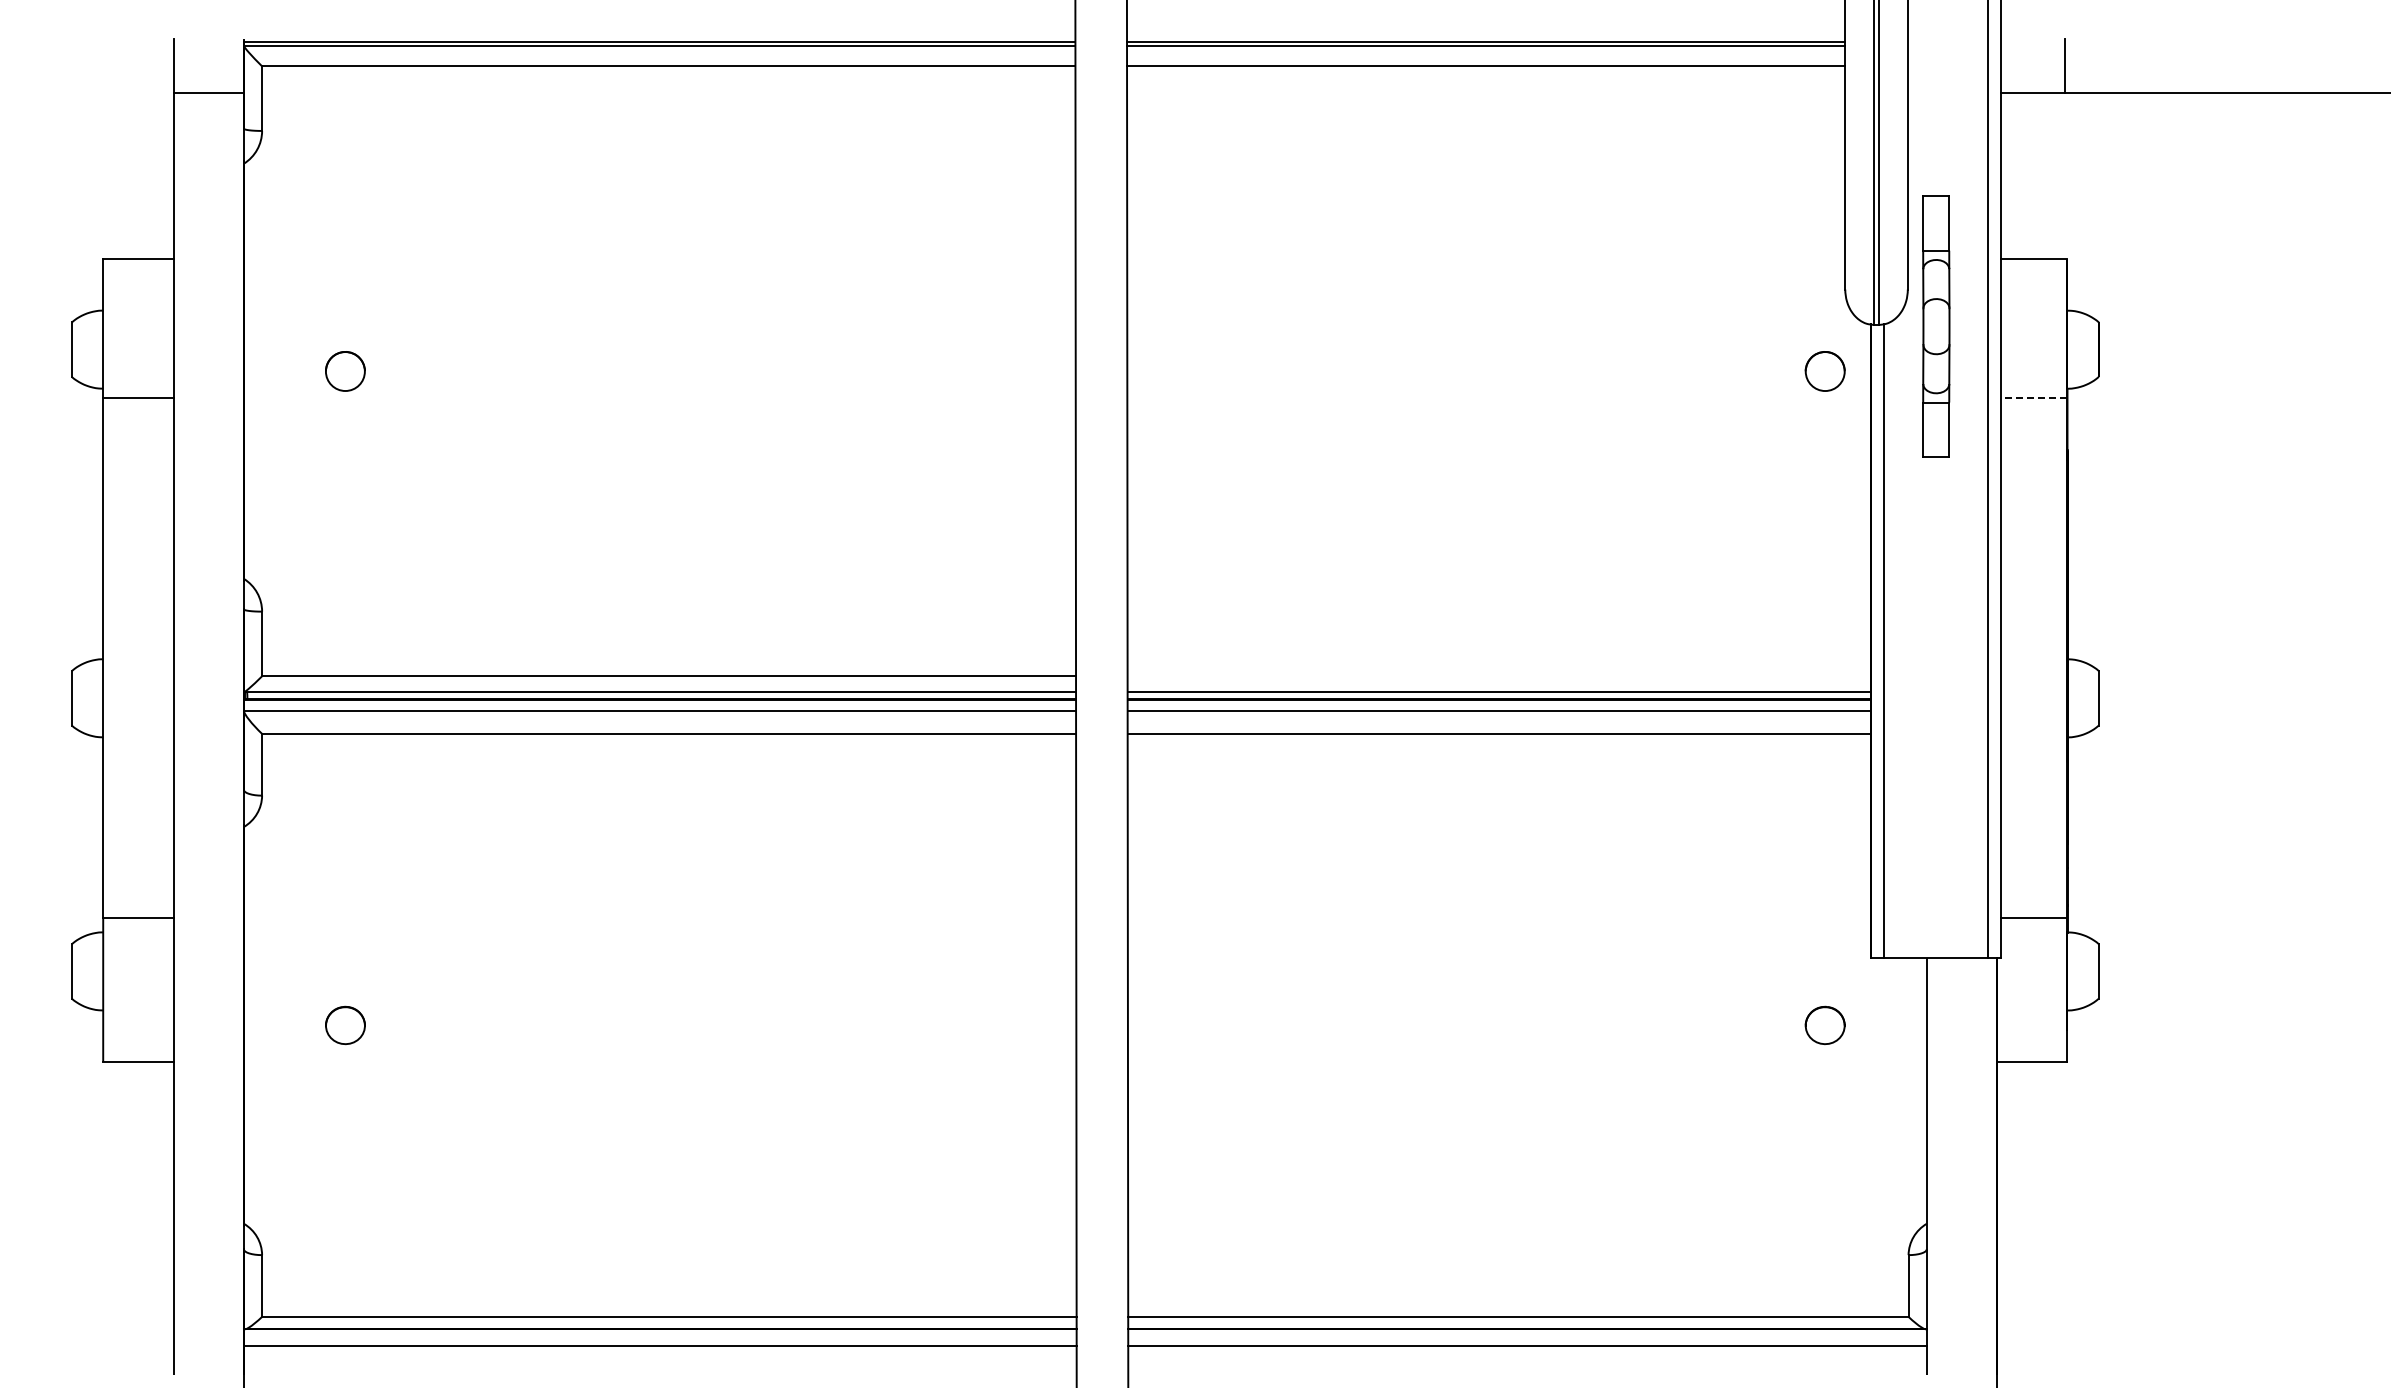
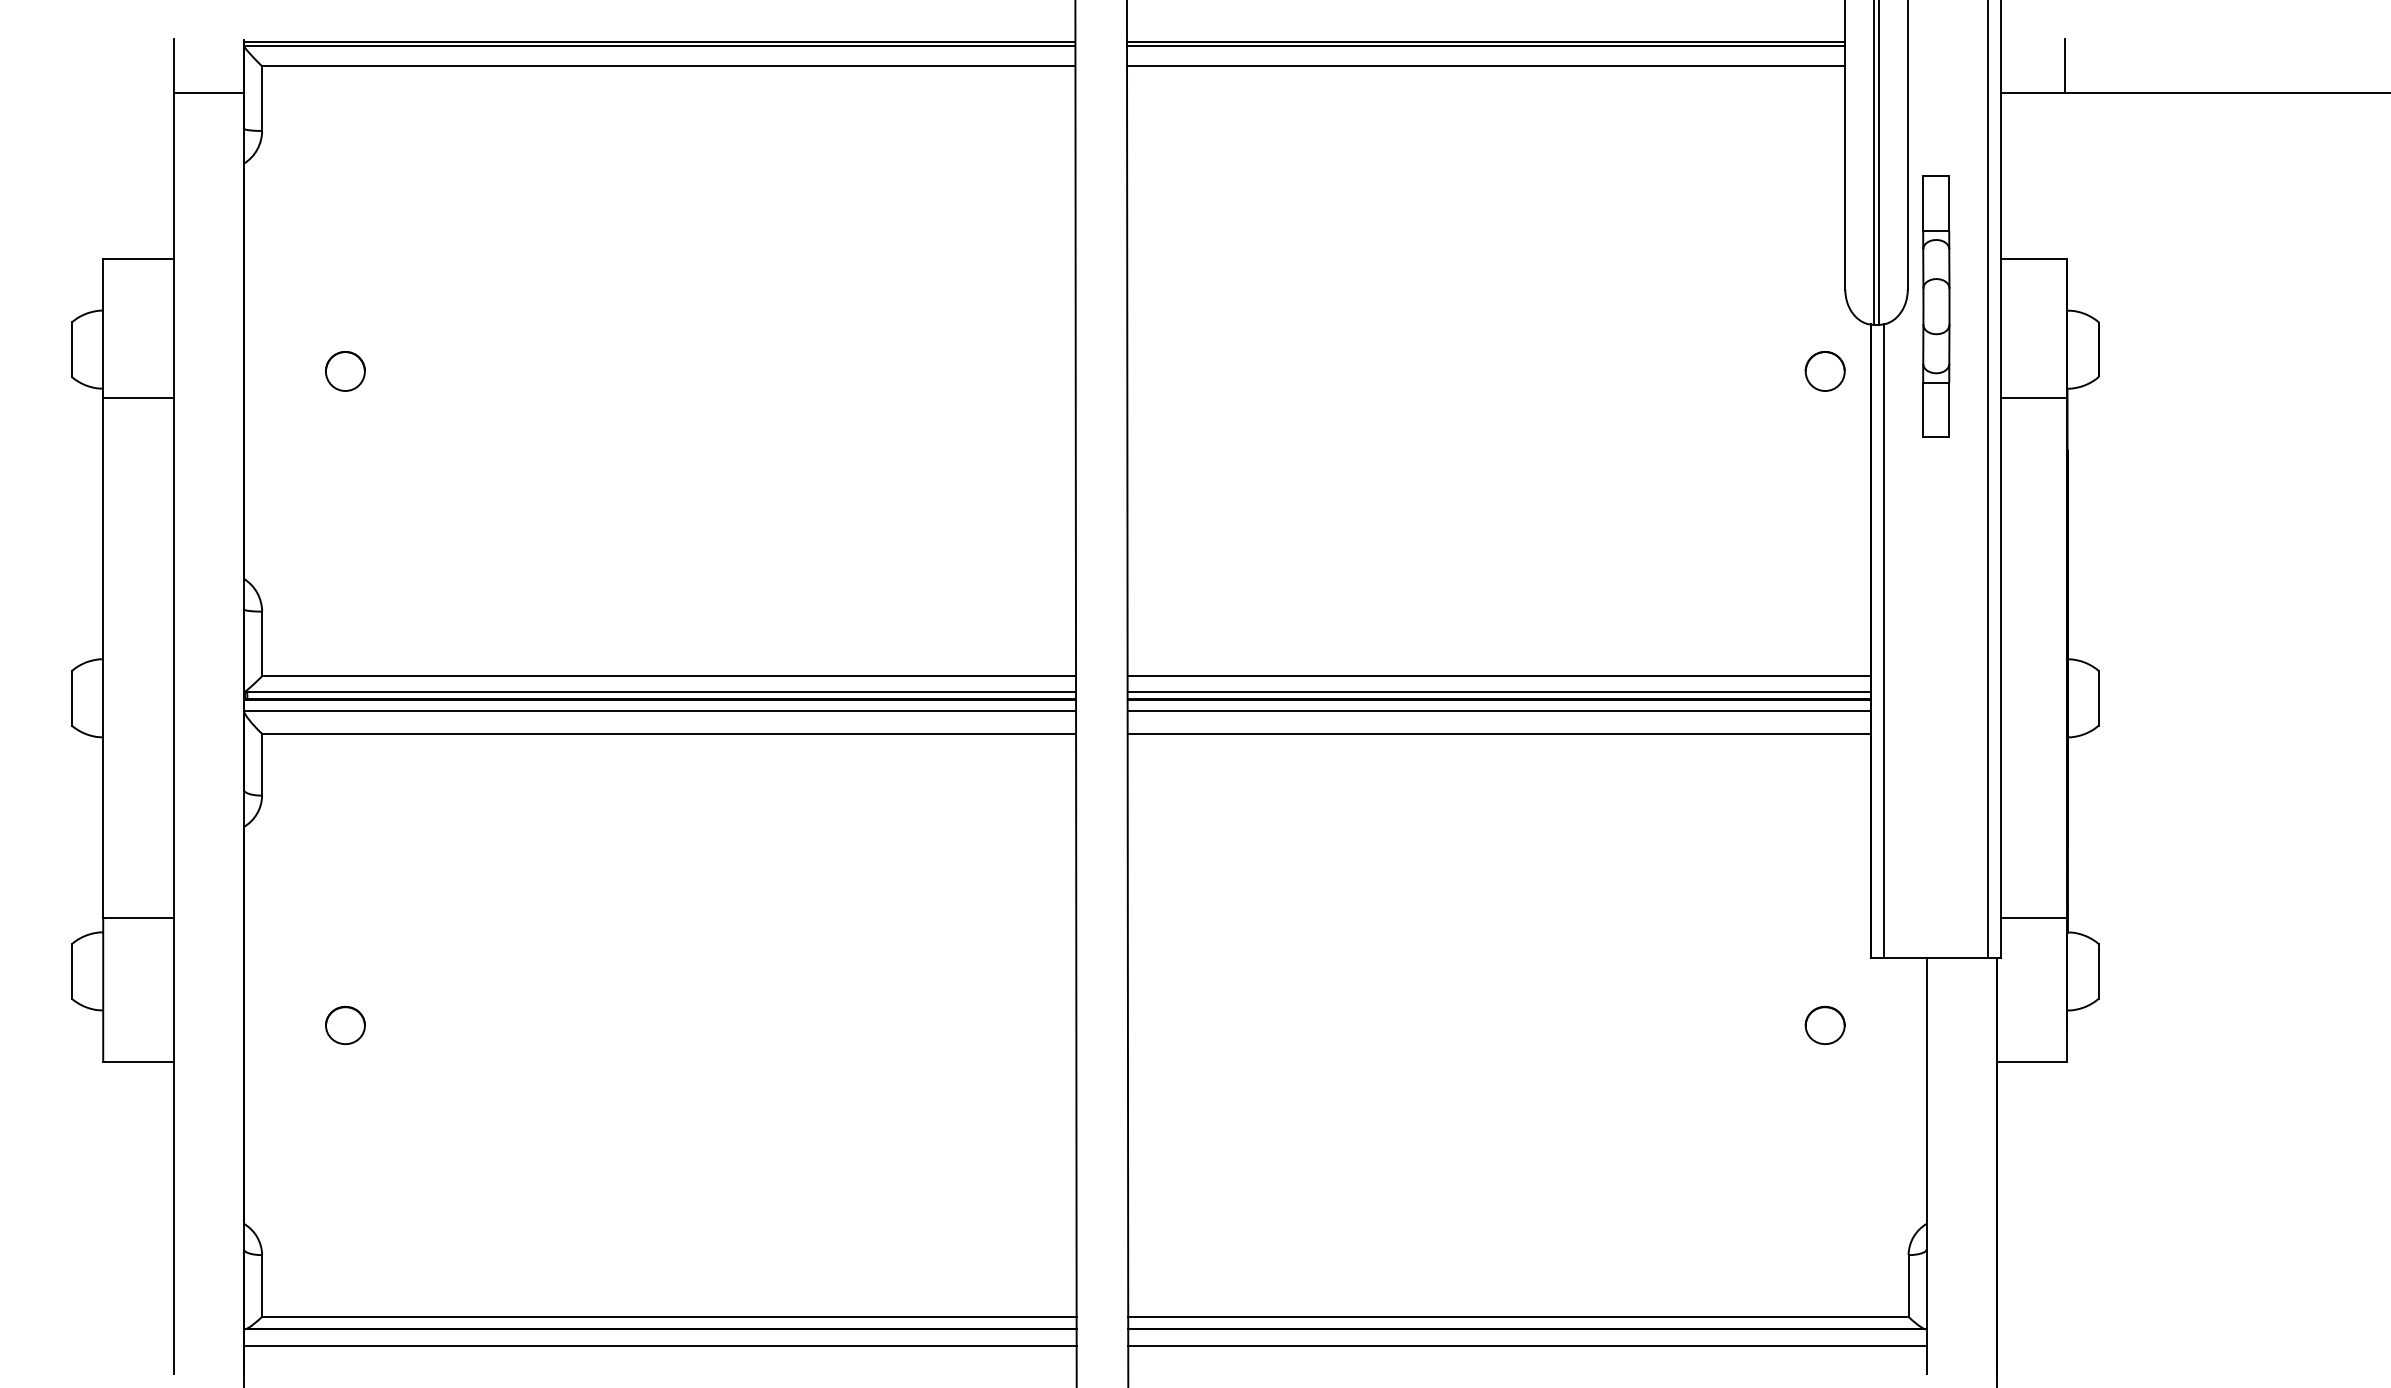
part position: (1936, 326) -> (1936, 306) (1936, 306)
line: dashed -> solid (2033, 397)
line: none -> present (1498, 676)
